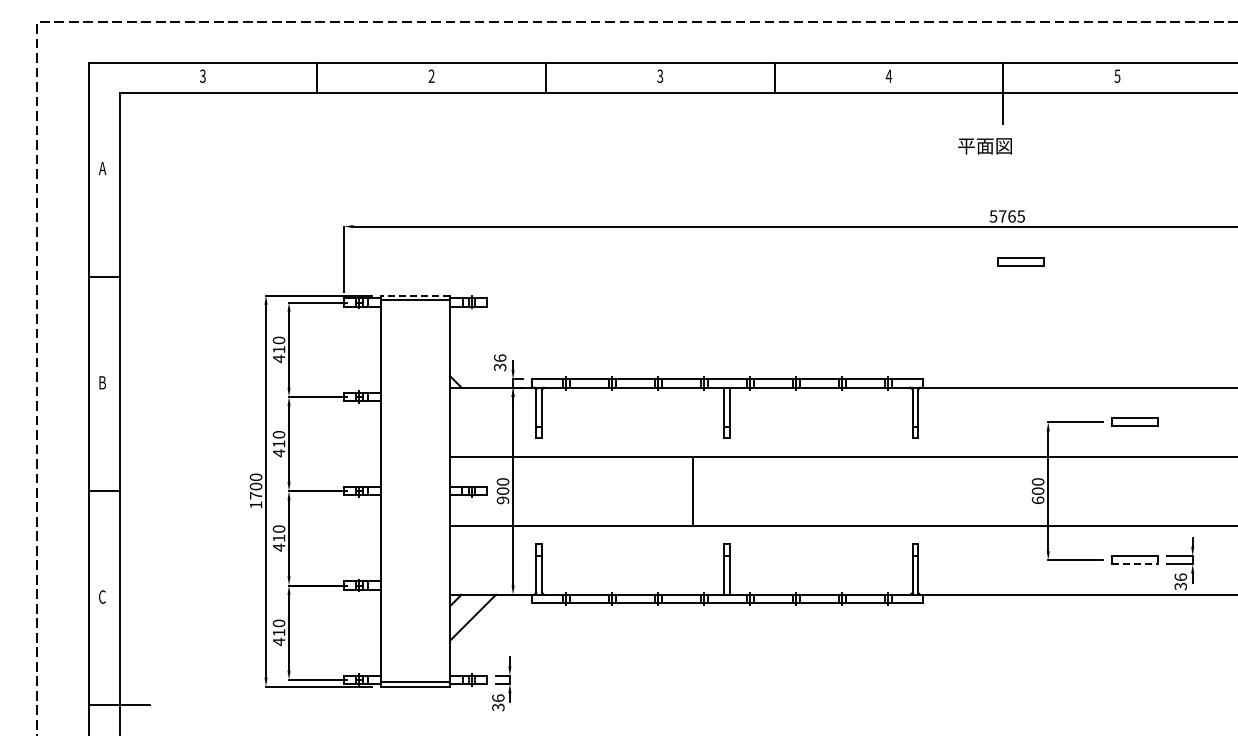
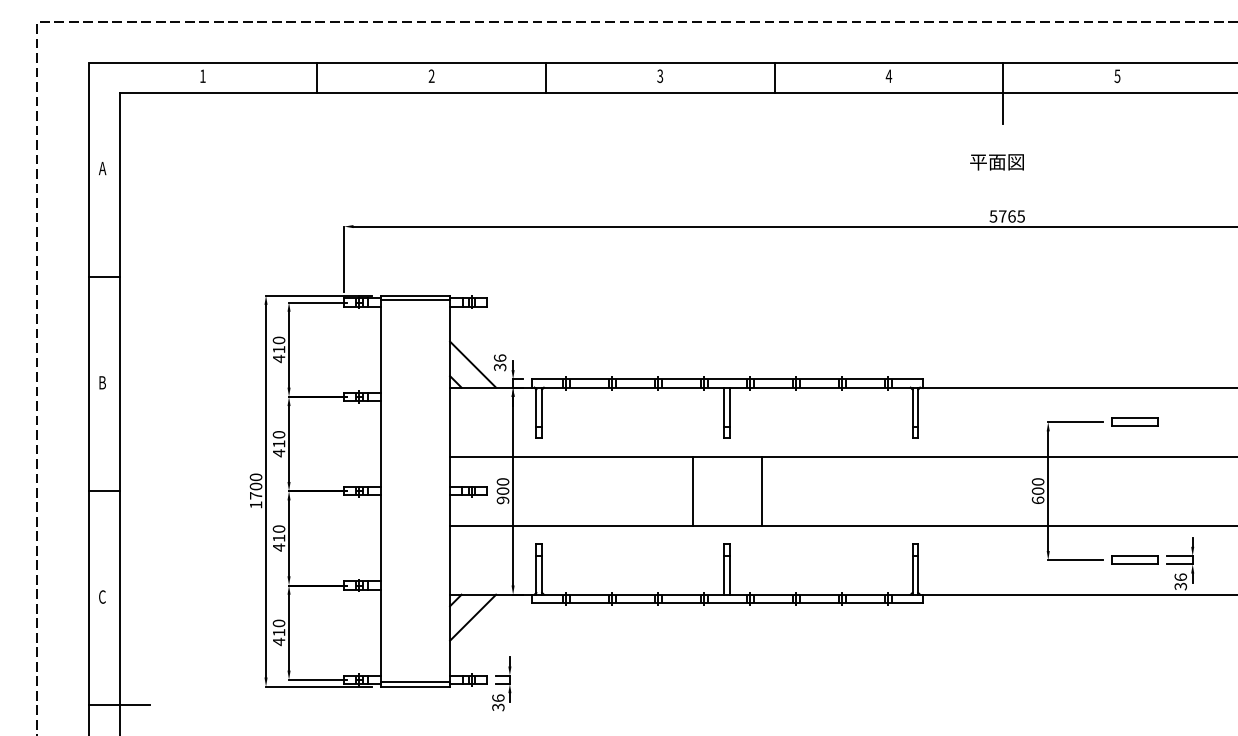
text: 3 -> 1 (202, 76)
text position: (984, 146) -> (996, 162) (996, 162)
part: present -> none (1020, 261)
line: dashed -> solid (415, 295)
line: none -> present (473, 364)
line: none -> present (761, 490)
line: dashed -> solid (1135, 564)
